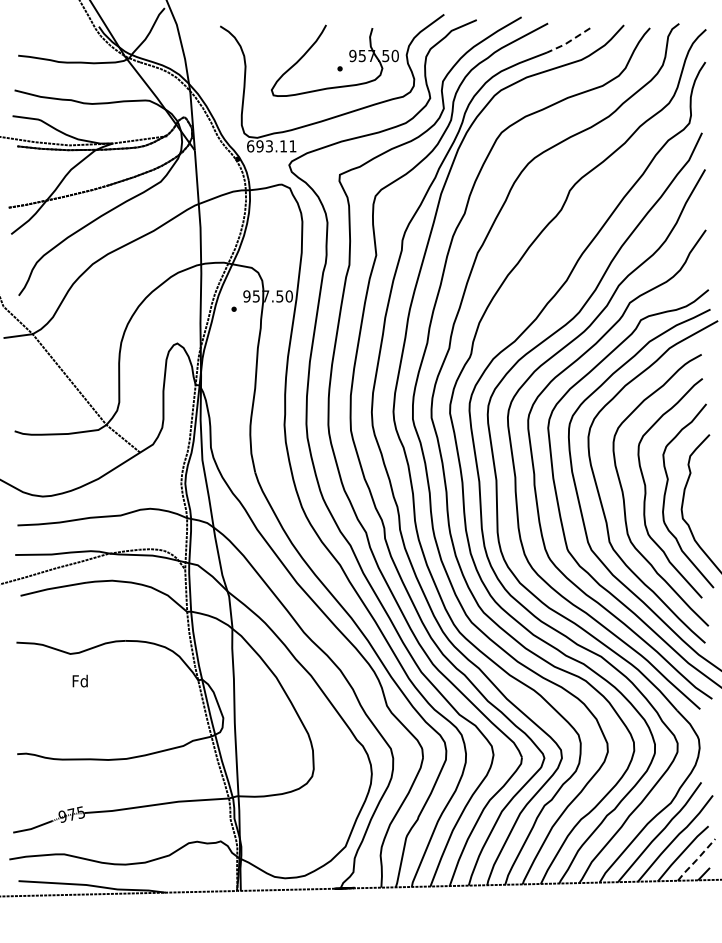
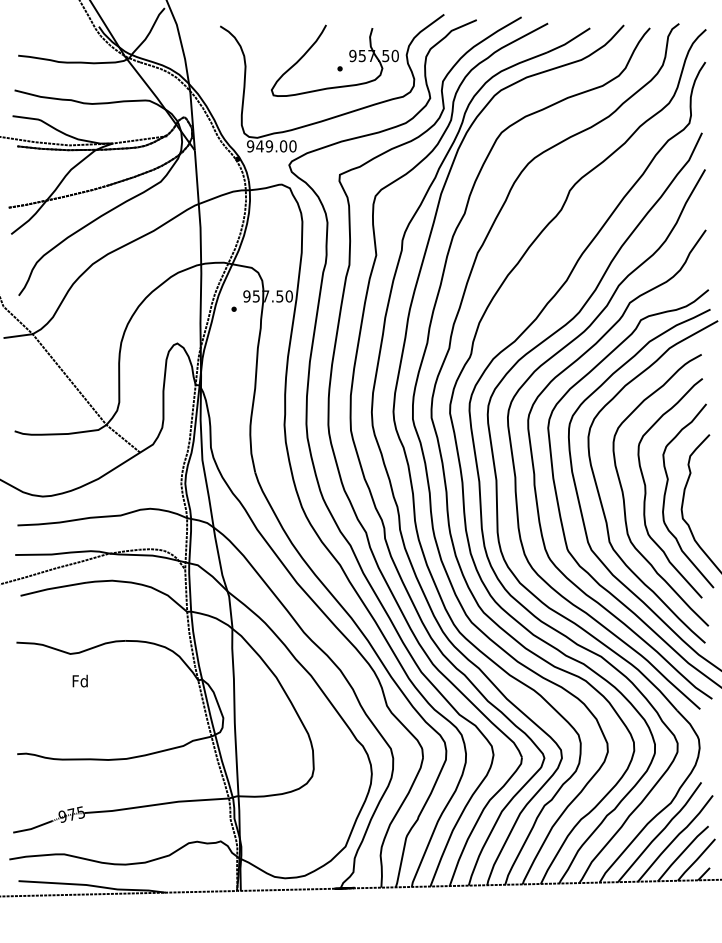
line: dashed -> solid (568, 41)
text: 693.11 -> 949.00 (271, 146)
line: dashed -> solid (696, 860)
